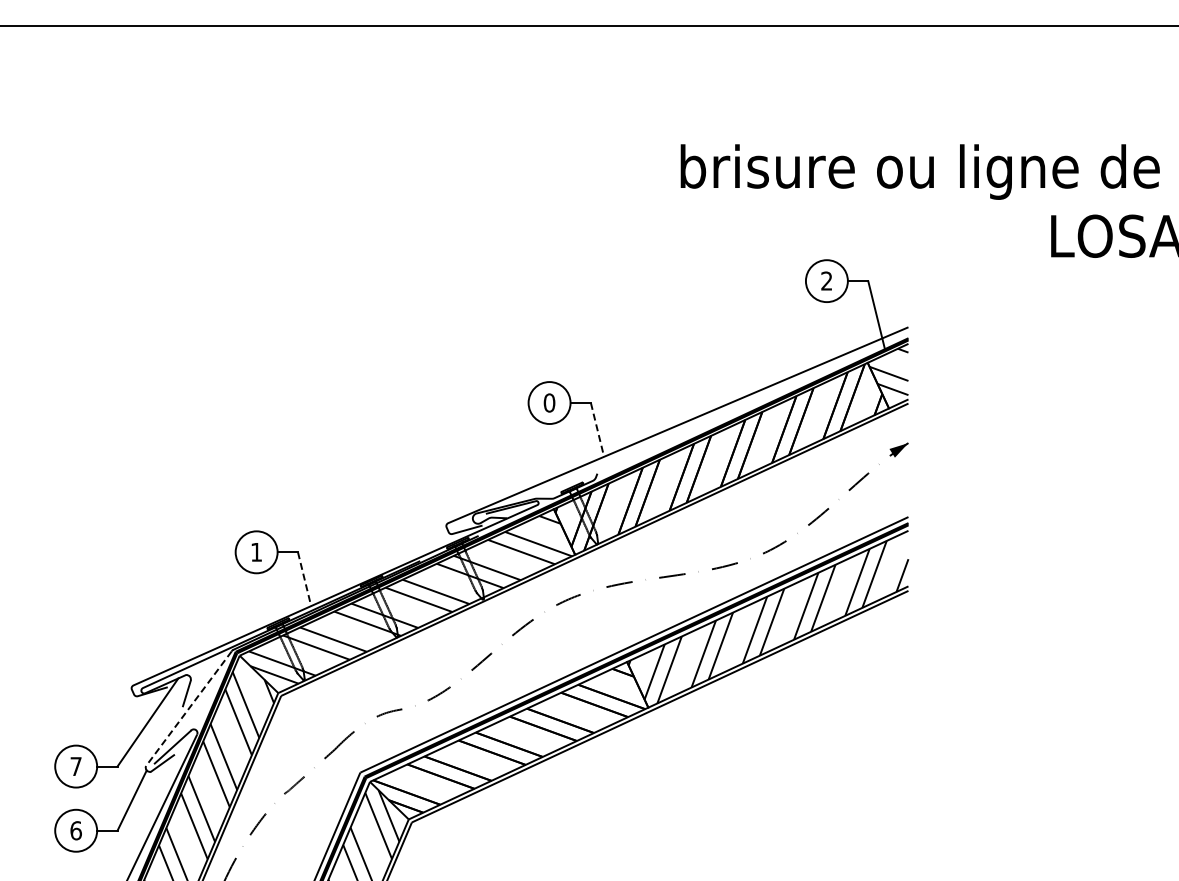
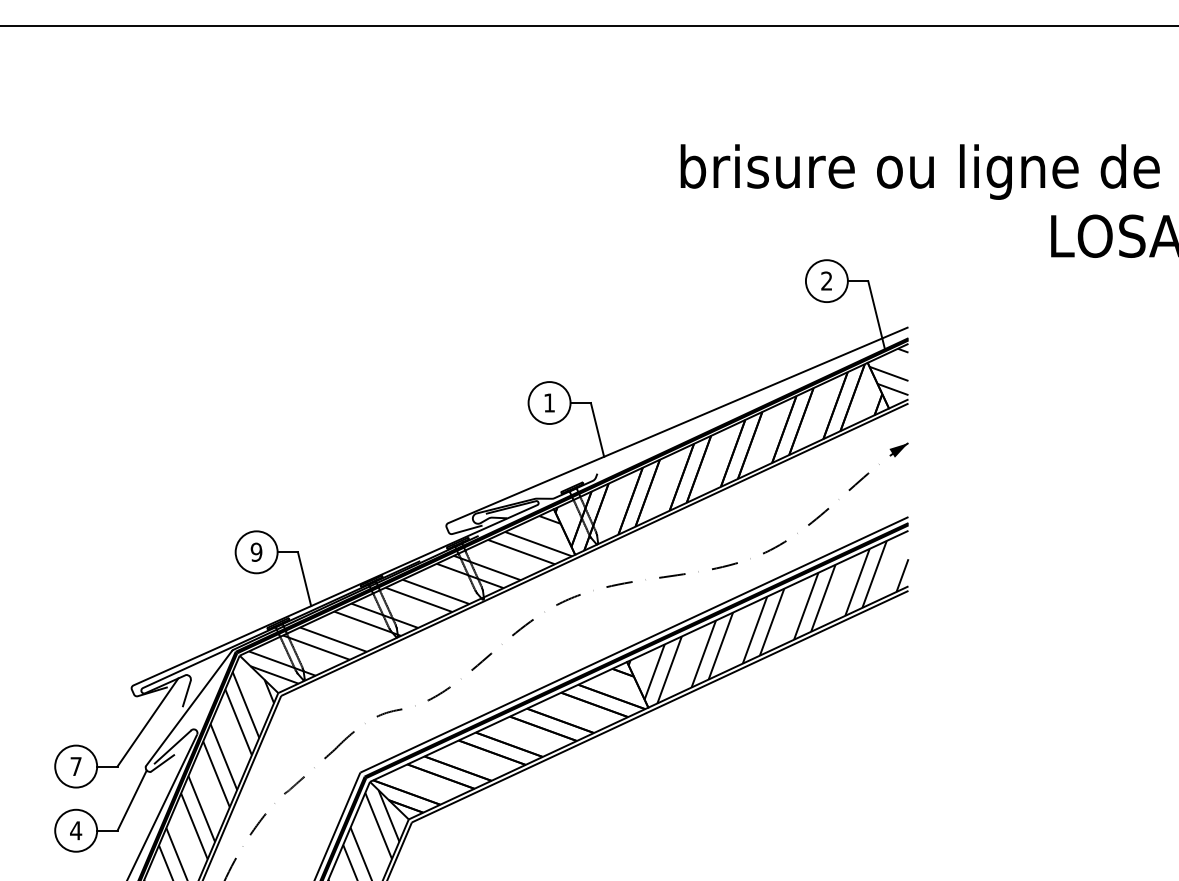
text: 0 -> 1 (549, 402)
line: dashed -> solid (597, 429)
text: 1 -> 9 (256, 551)
line: dashed -> solid (304, 579)
line: dashed -> solid (188, 708)
text: 6 -> 4 (76, 830)
